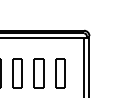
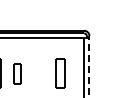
line: solid -> dashed (89, 67)
part size: 11x31 px -> 9x22 px (17, 73)
part: present -> none (38, 73)
